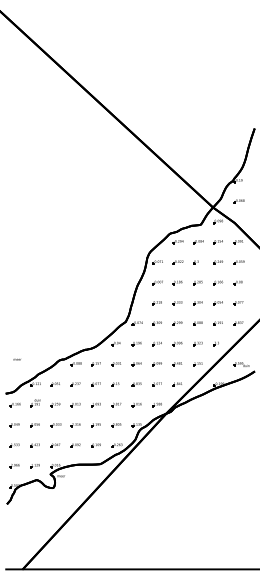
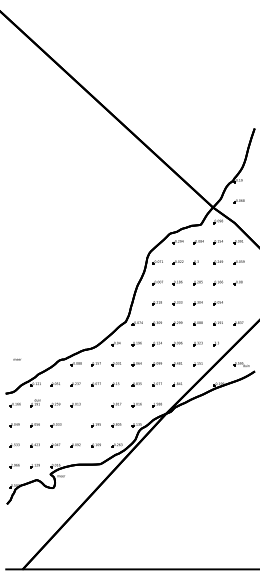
part: present -> none (238, 303)
part: present -> none (95, 405)
part: present -> none (75, 425)
